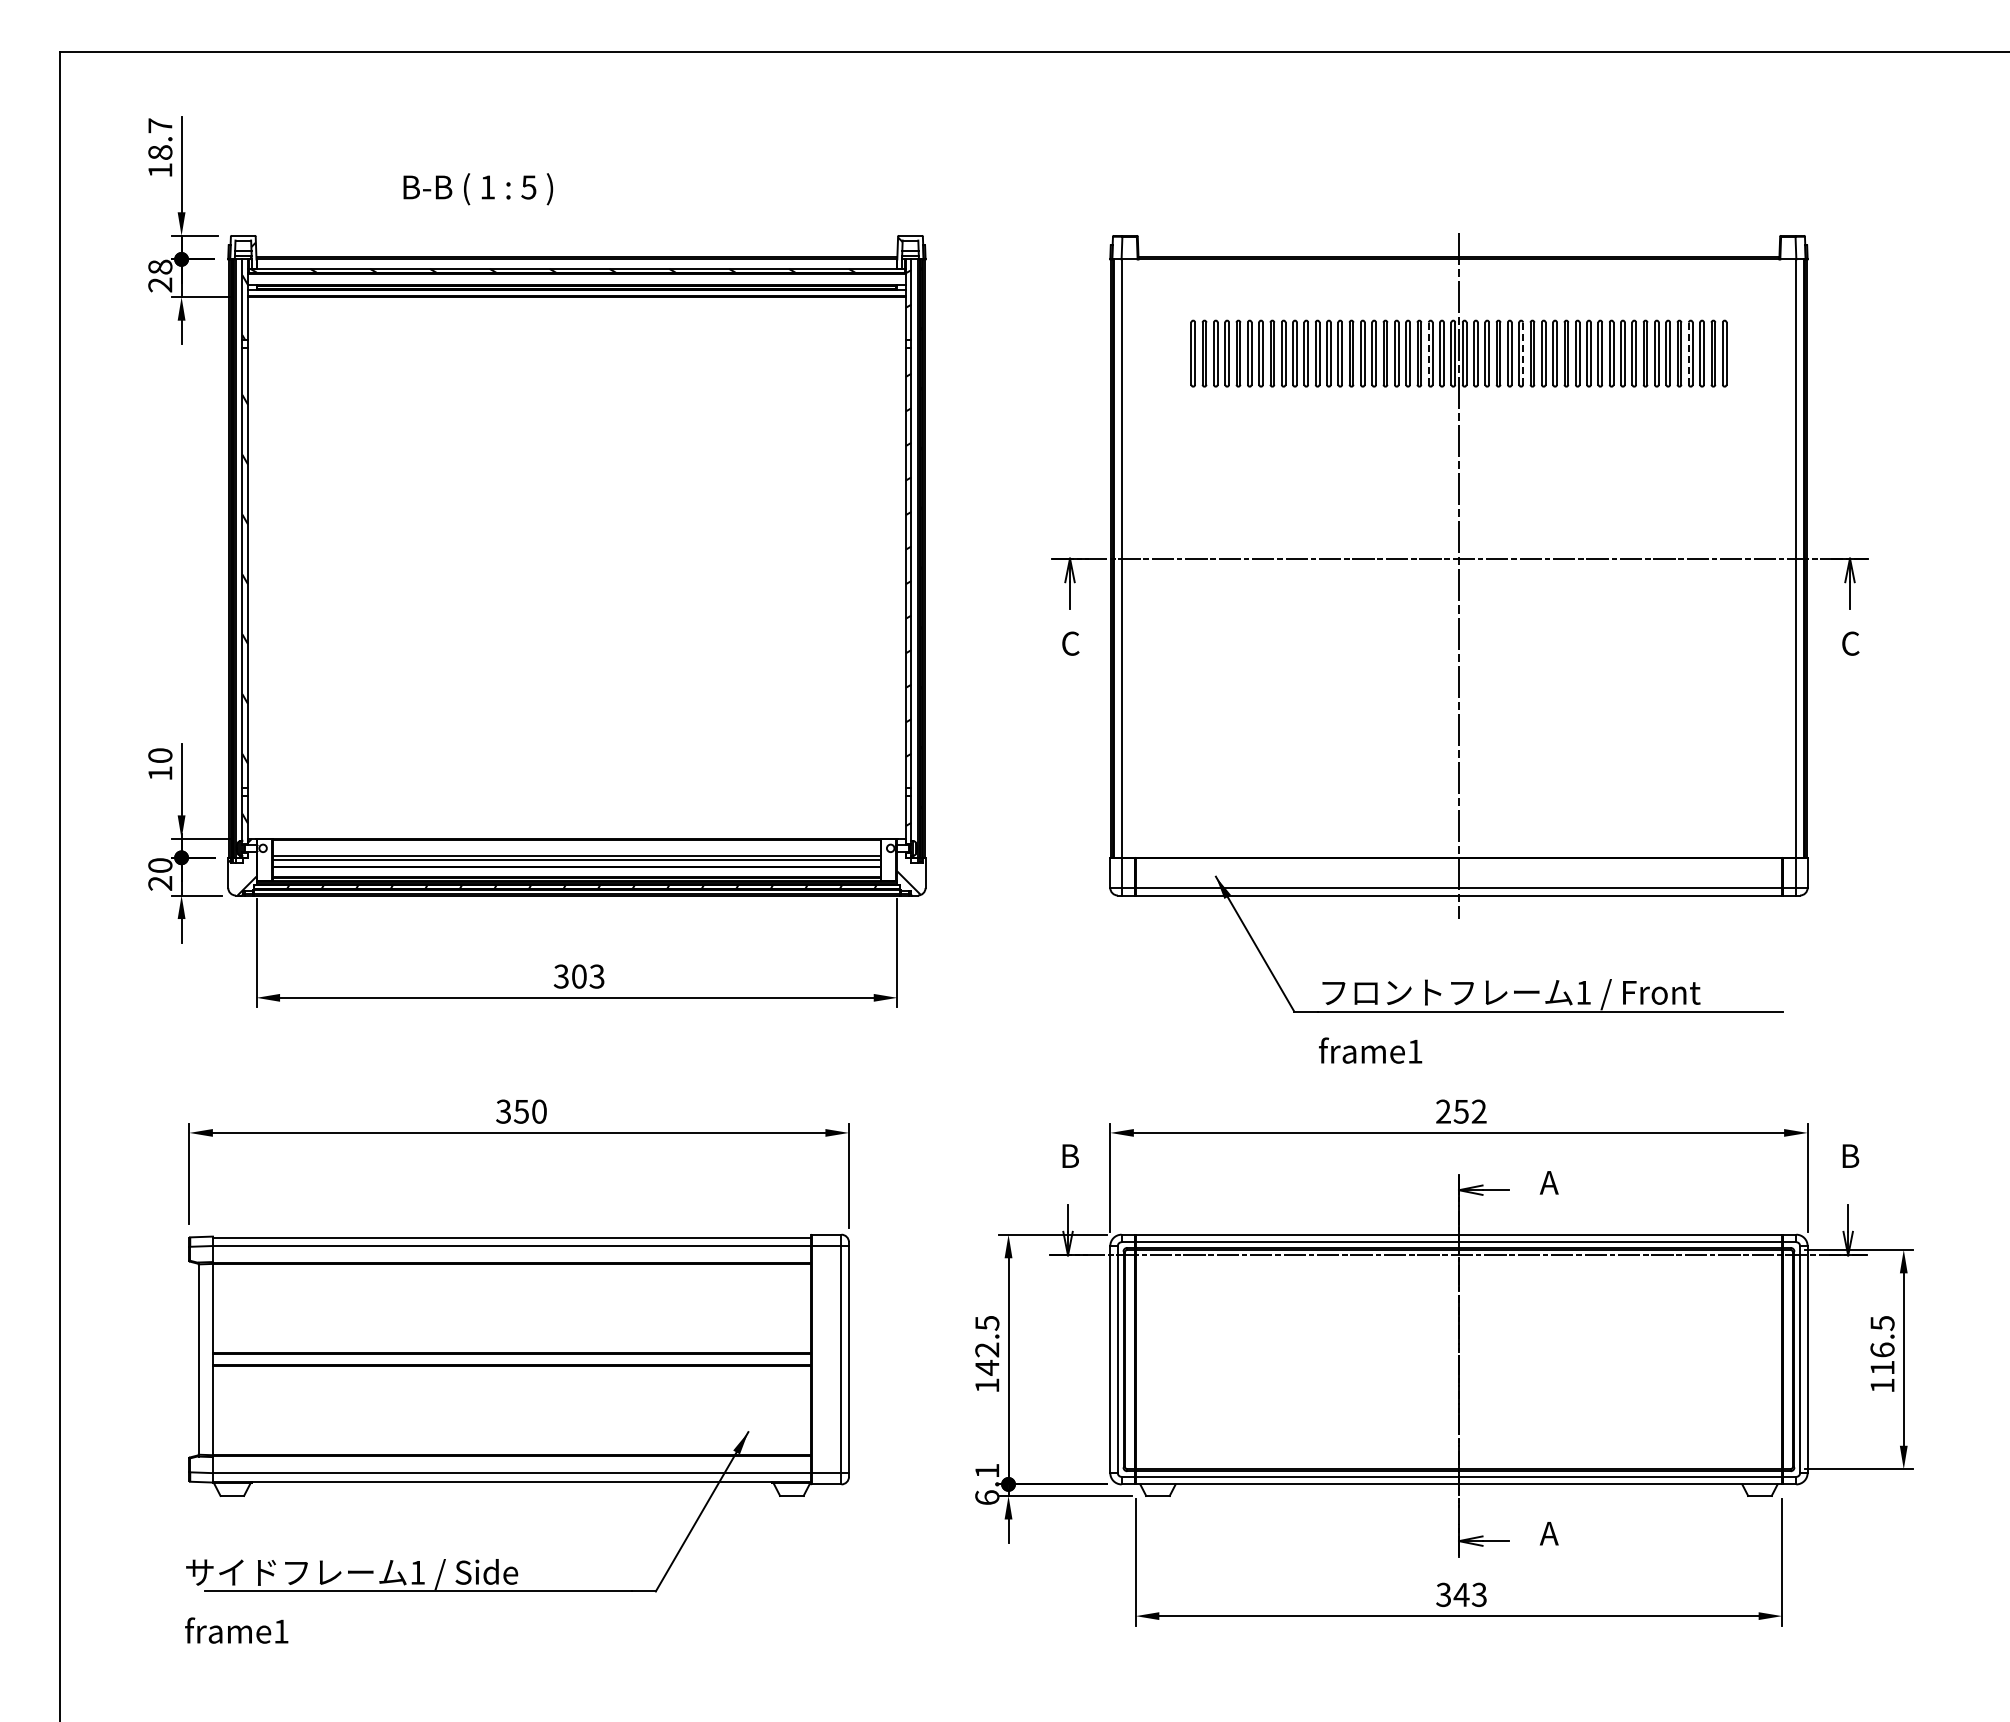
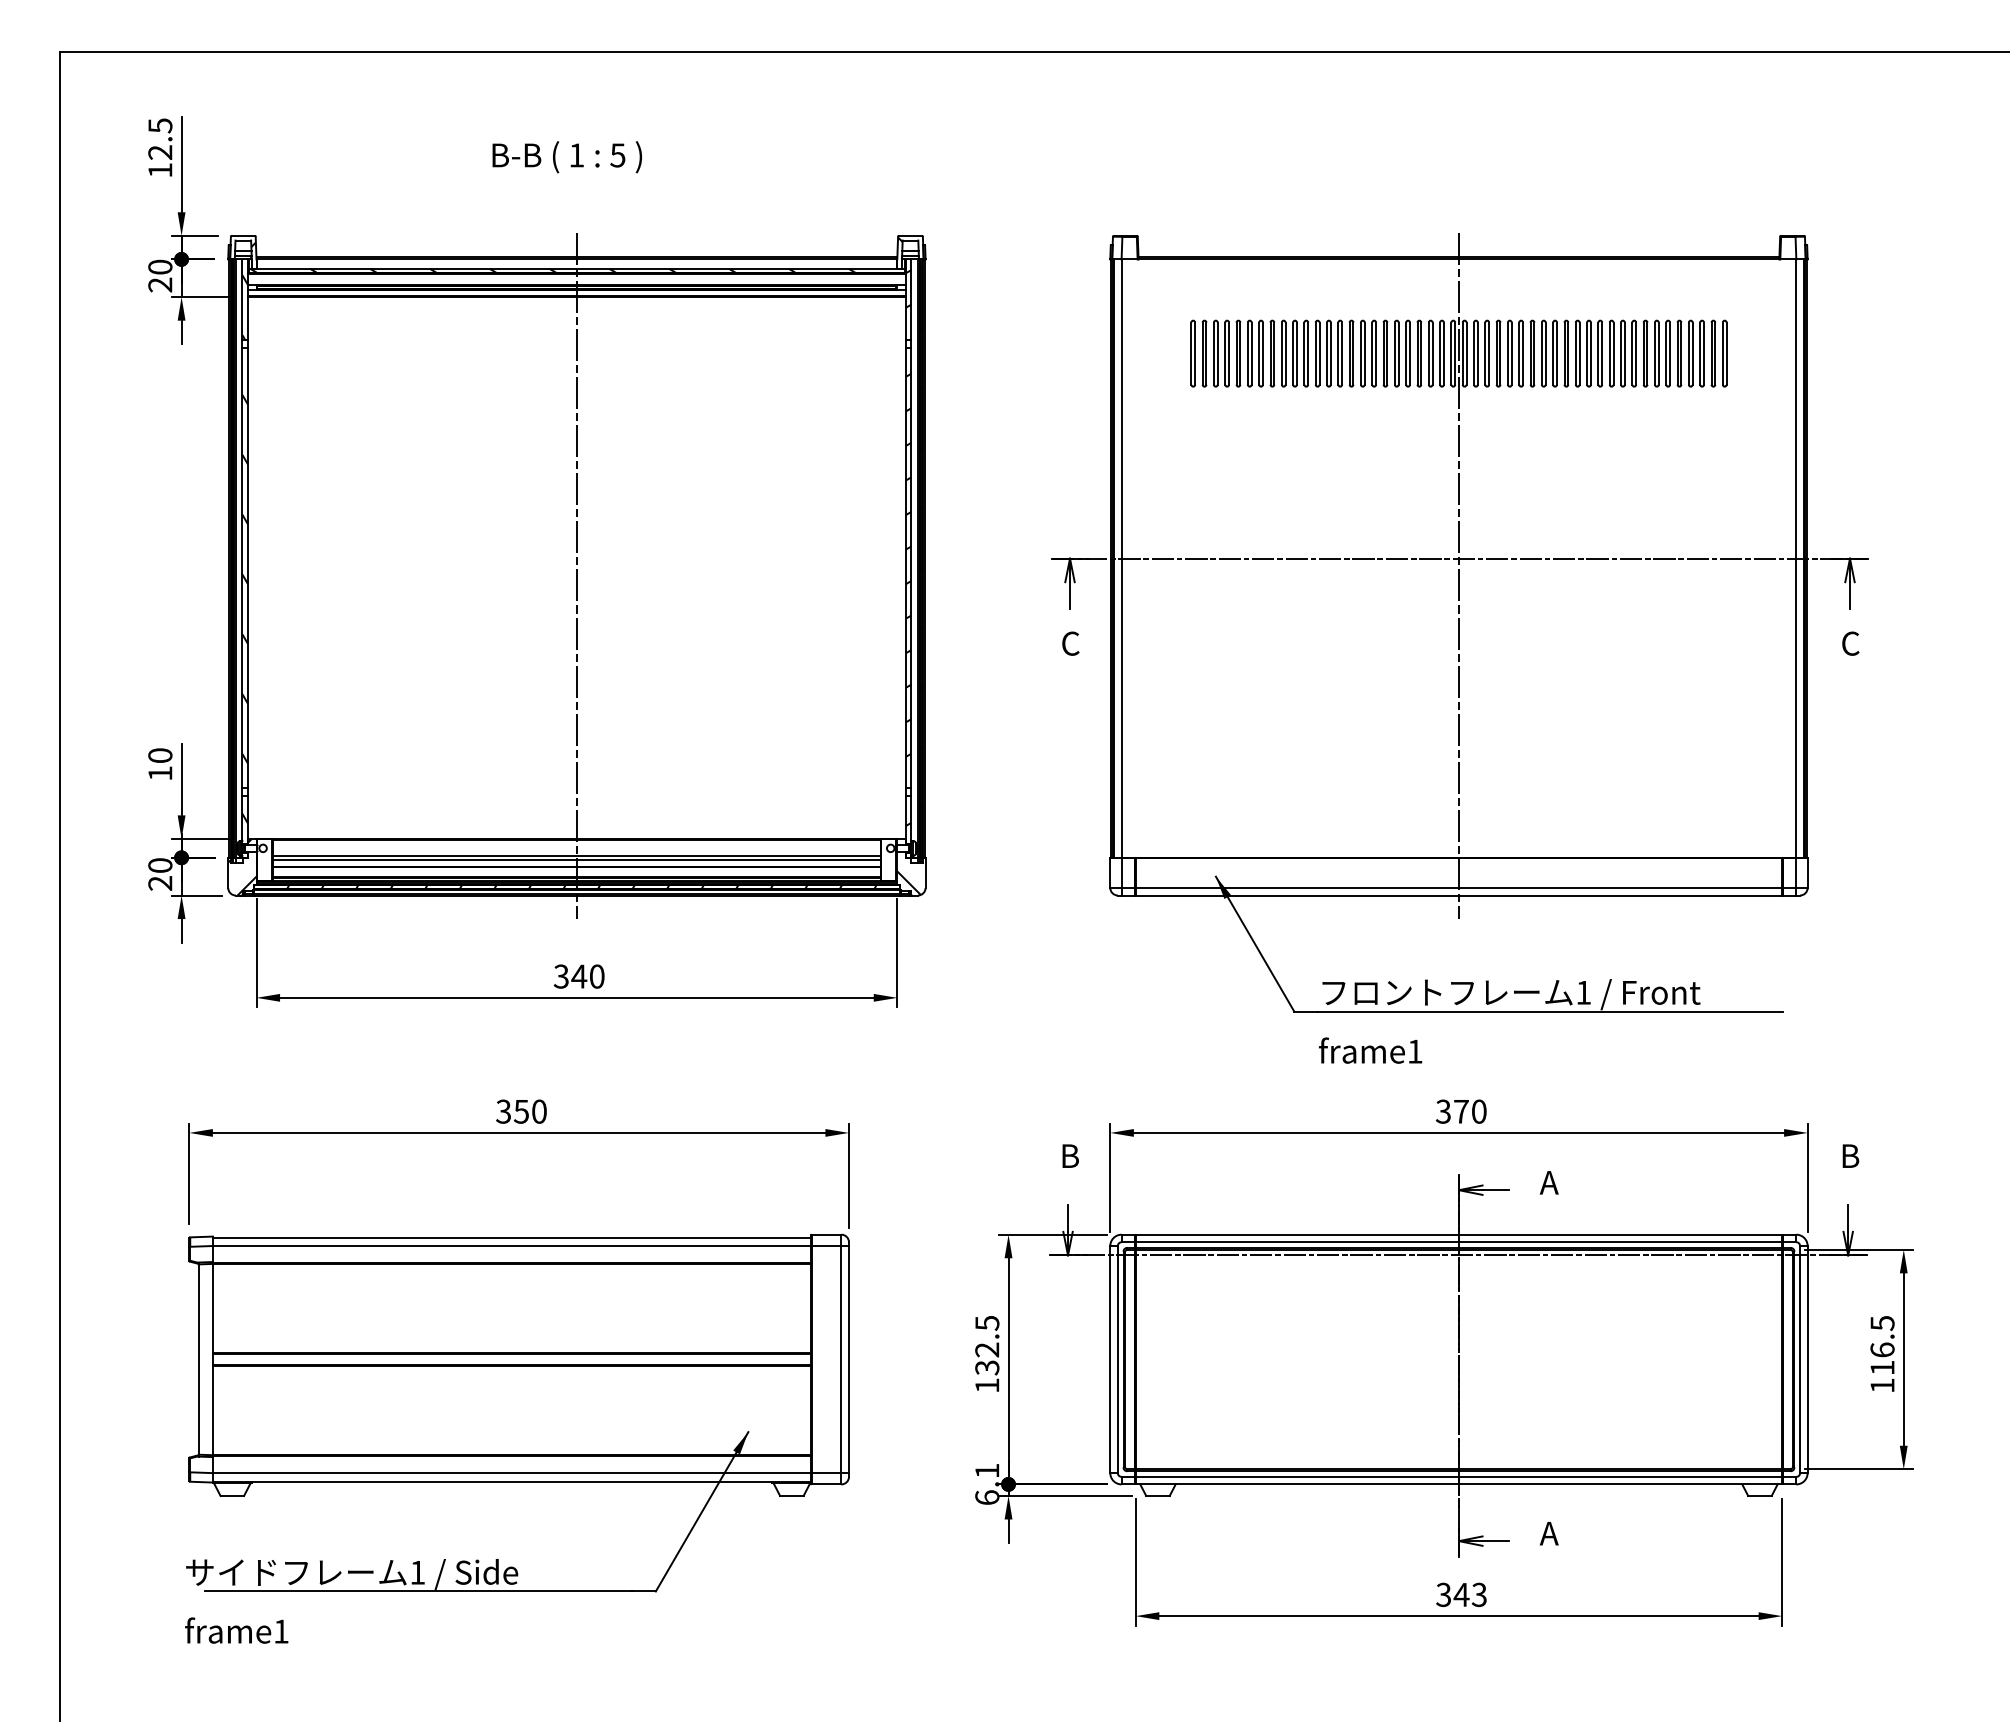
text: 18.7 -> 12.5 (160, 138)
text position: (478, 189) -> (567, 157) (567, 157)
text: 28 -> 20 (160, 266)
line: dashed -> solid (1428, 353)
line: dashed -> solid (1688, 353)
line: dashed -> solid (1523, 354)
line: none -> present (576, 576)
text: 303 -> 340 (587, 976)
text: 252 -> 370 (1460, 1111)
text: 142.5 -> 132.5 (987, 1367)
